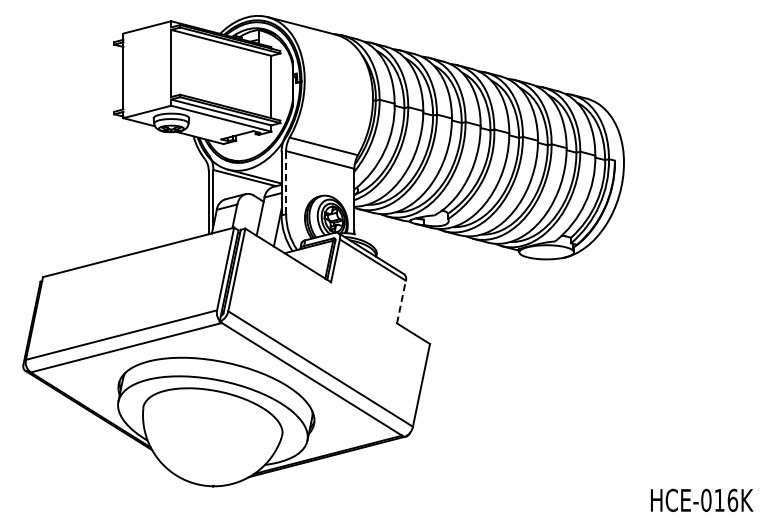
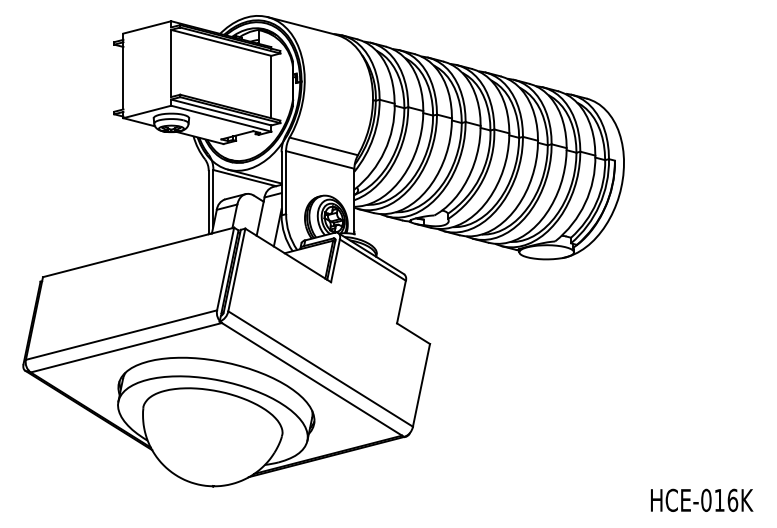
line: dashed -> solid (286, 182)
line: dashed -> solid (401, 302)
